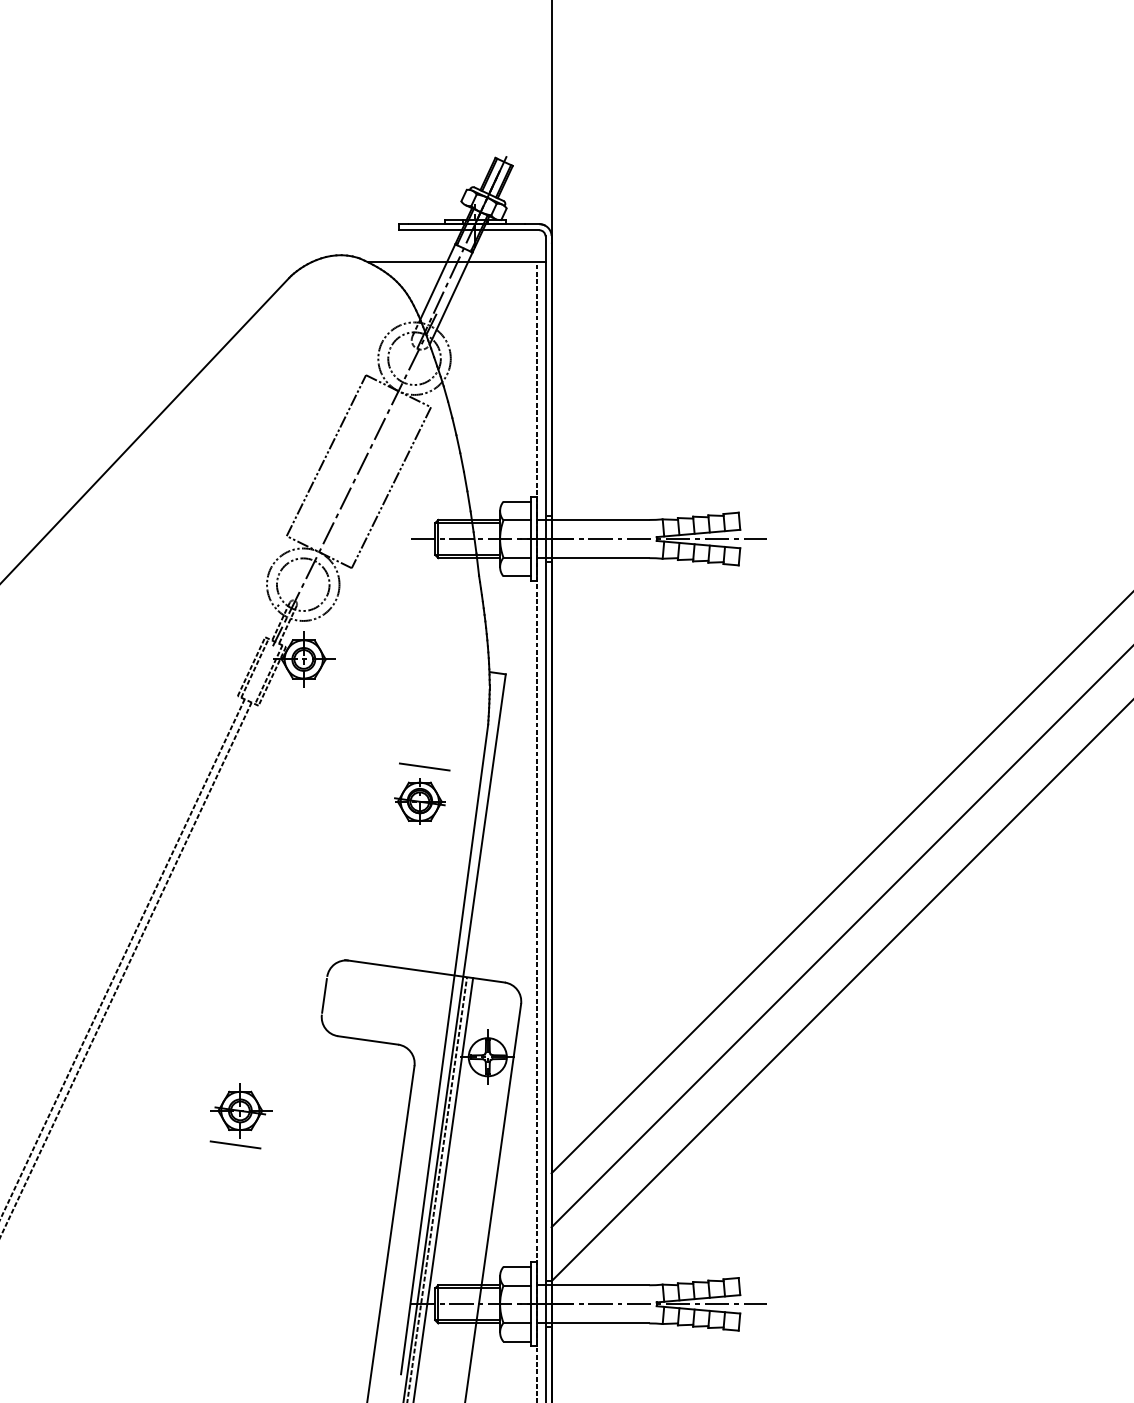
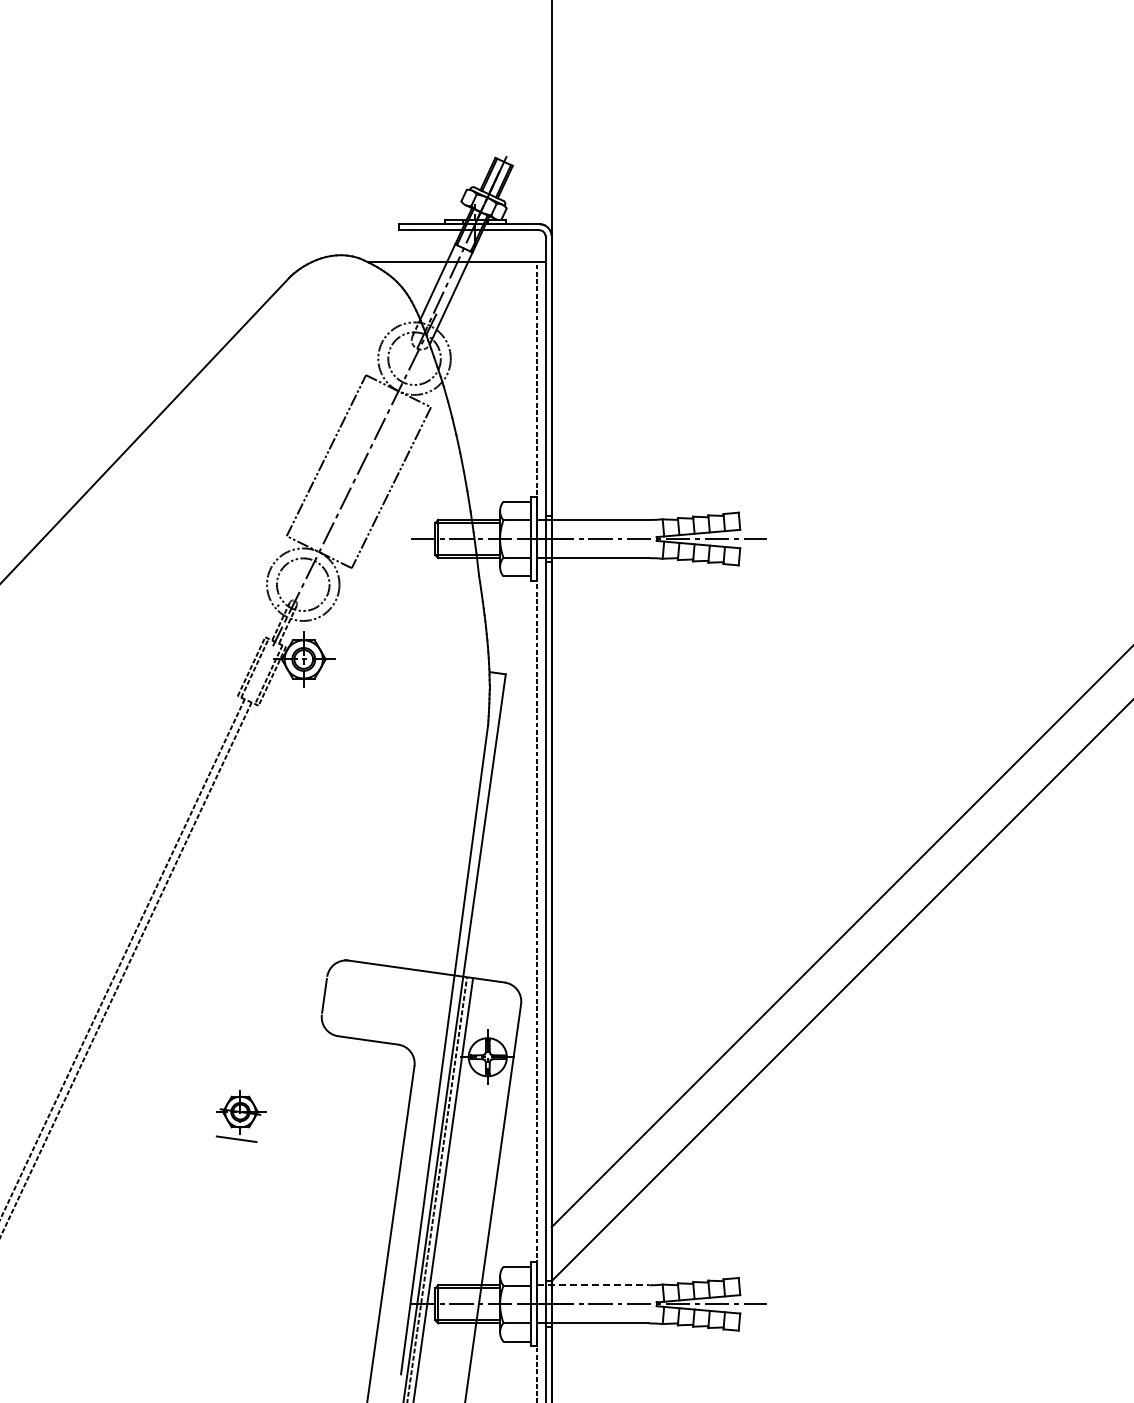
line: present -> none (424, 766)
part: present -> none (419, 801)
line: present -> none (840, 883)
part size: 64x67 px -> 52x53 px (240, 1116)
line: solid -> dashed (593, 1285)
